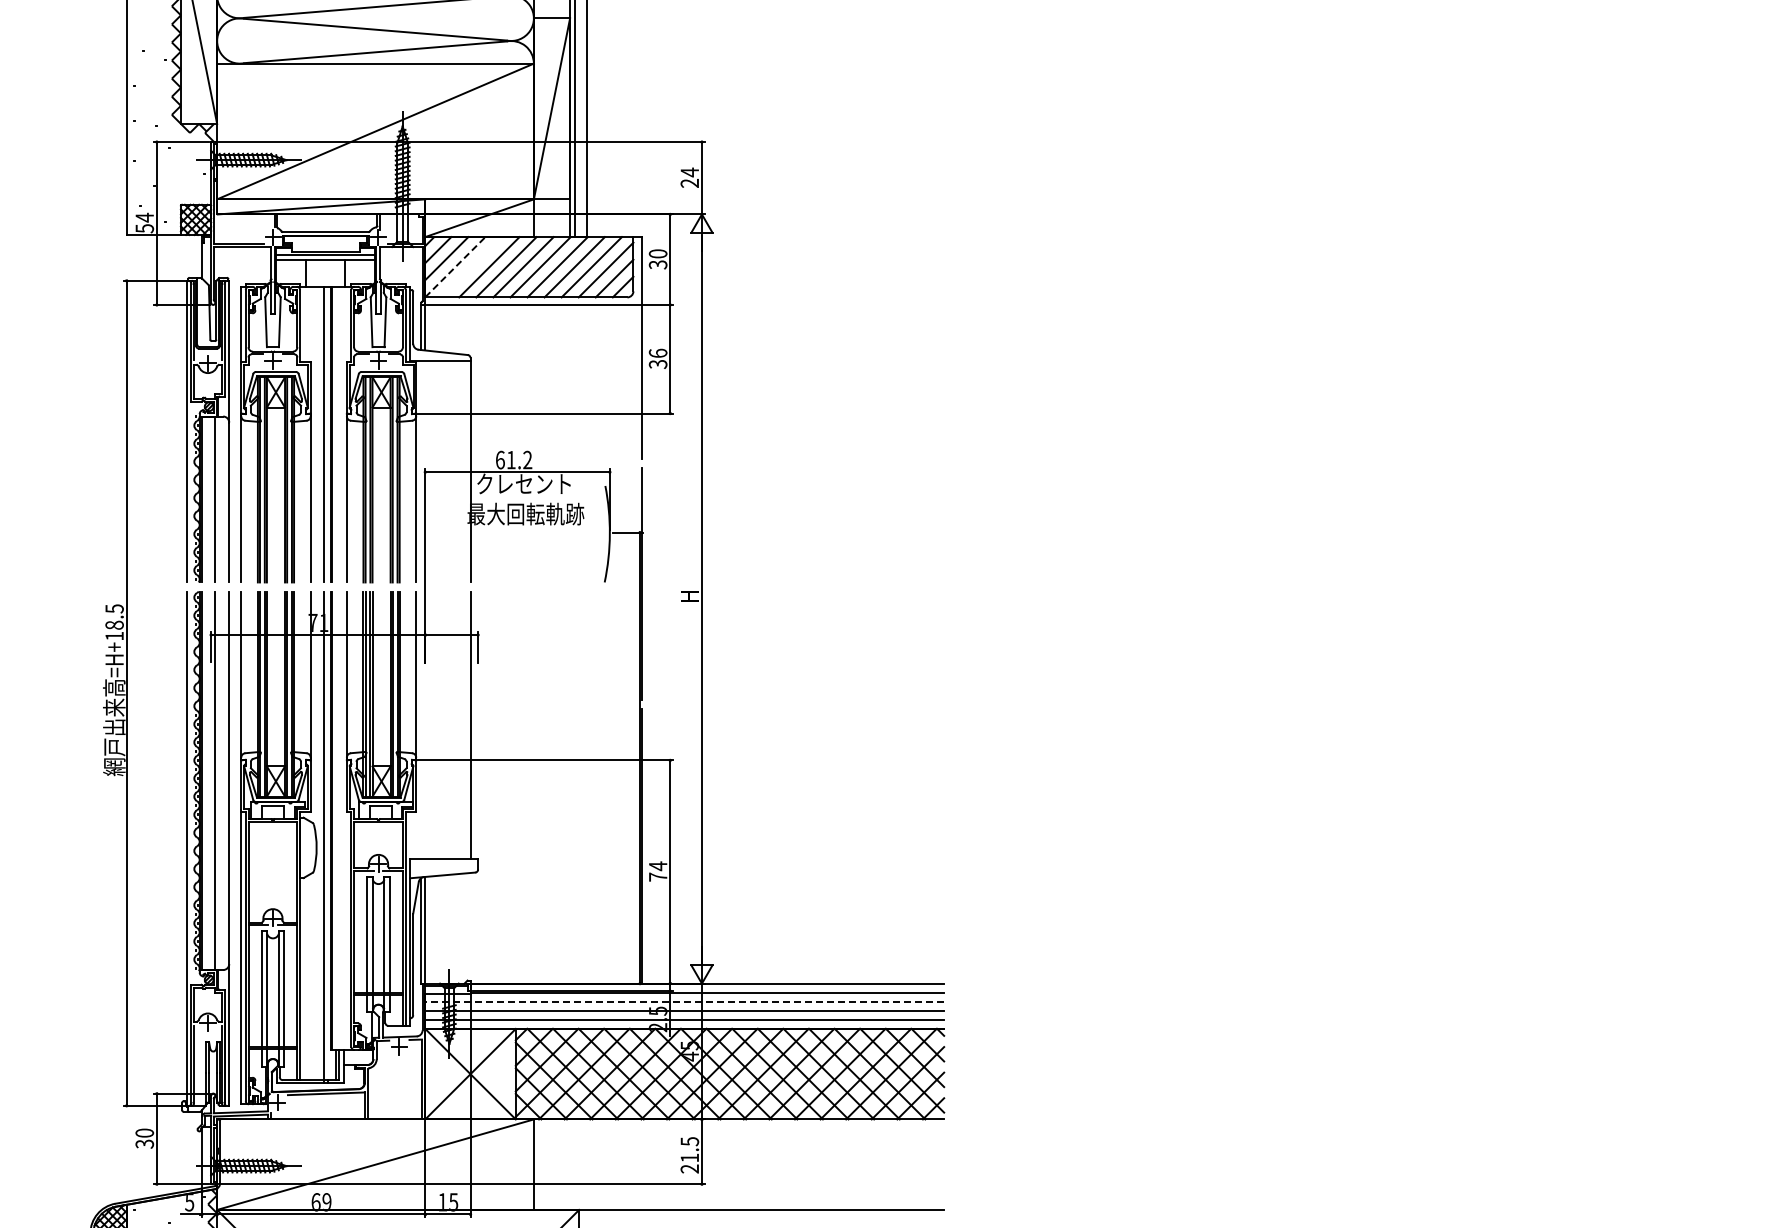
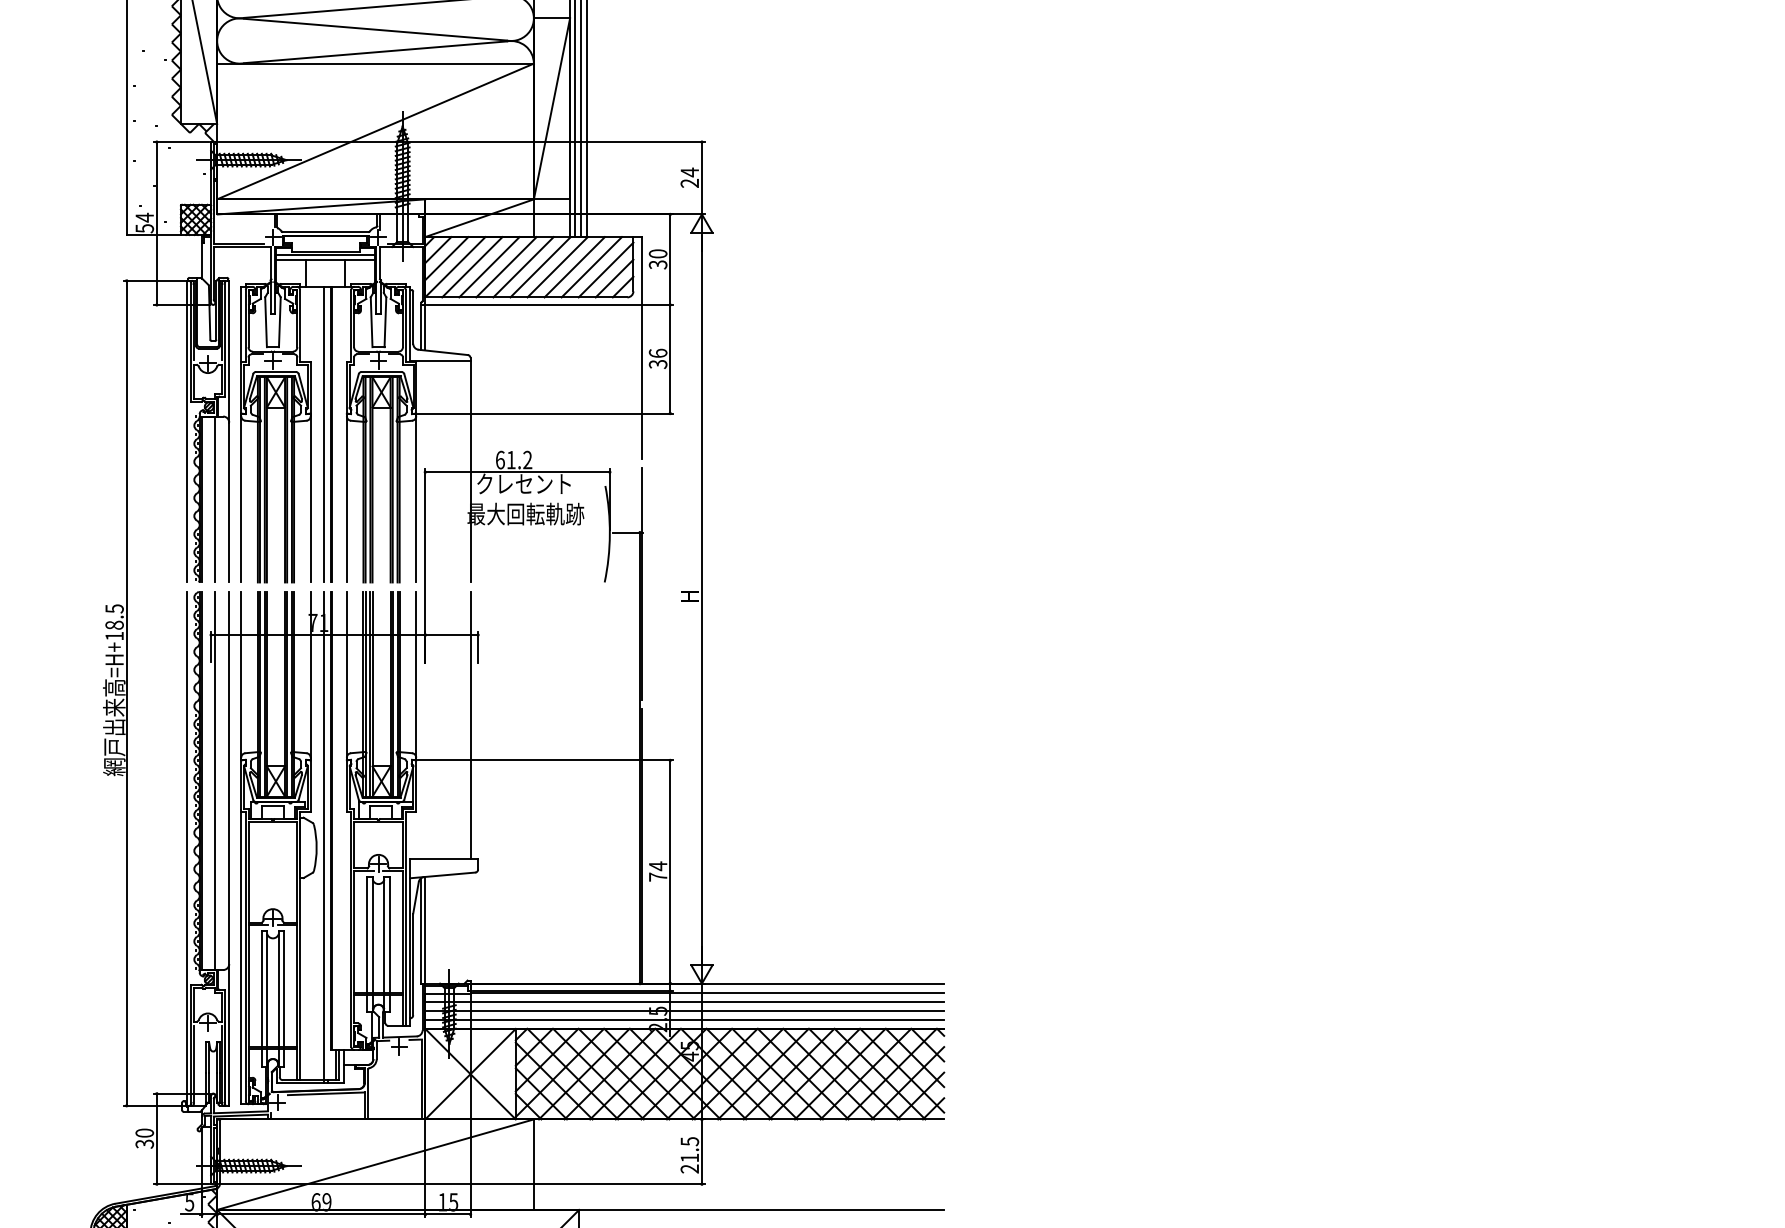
line: none -> present (580, 119)
line: dashed -> solid (455, 267)
line: none -> present (472, 267)
line: dashed -> solid (684, 1001)
